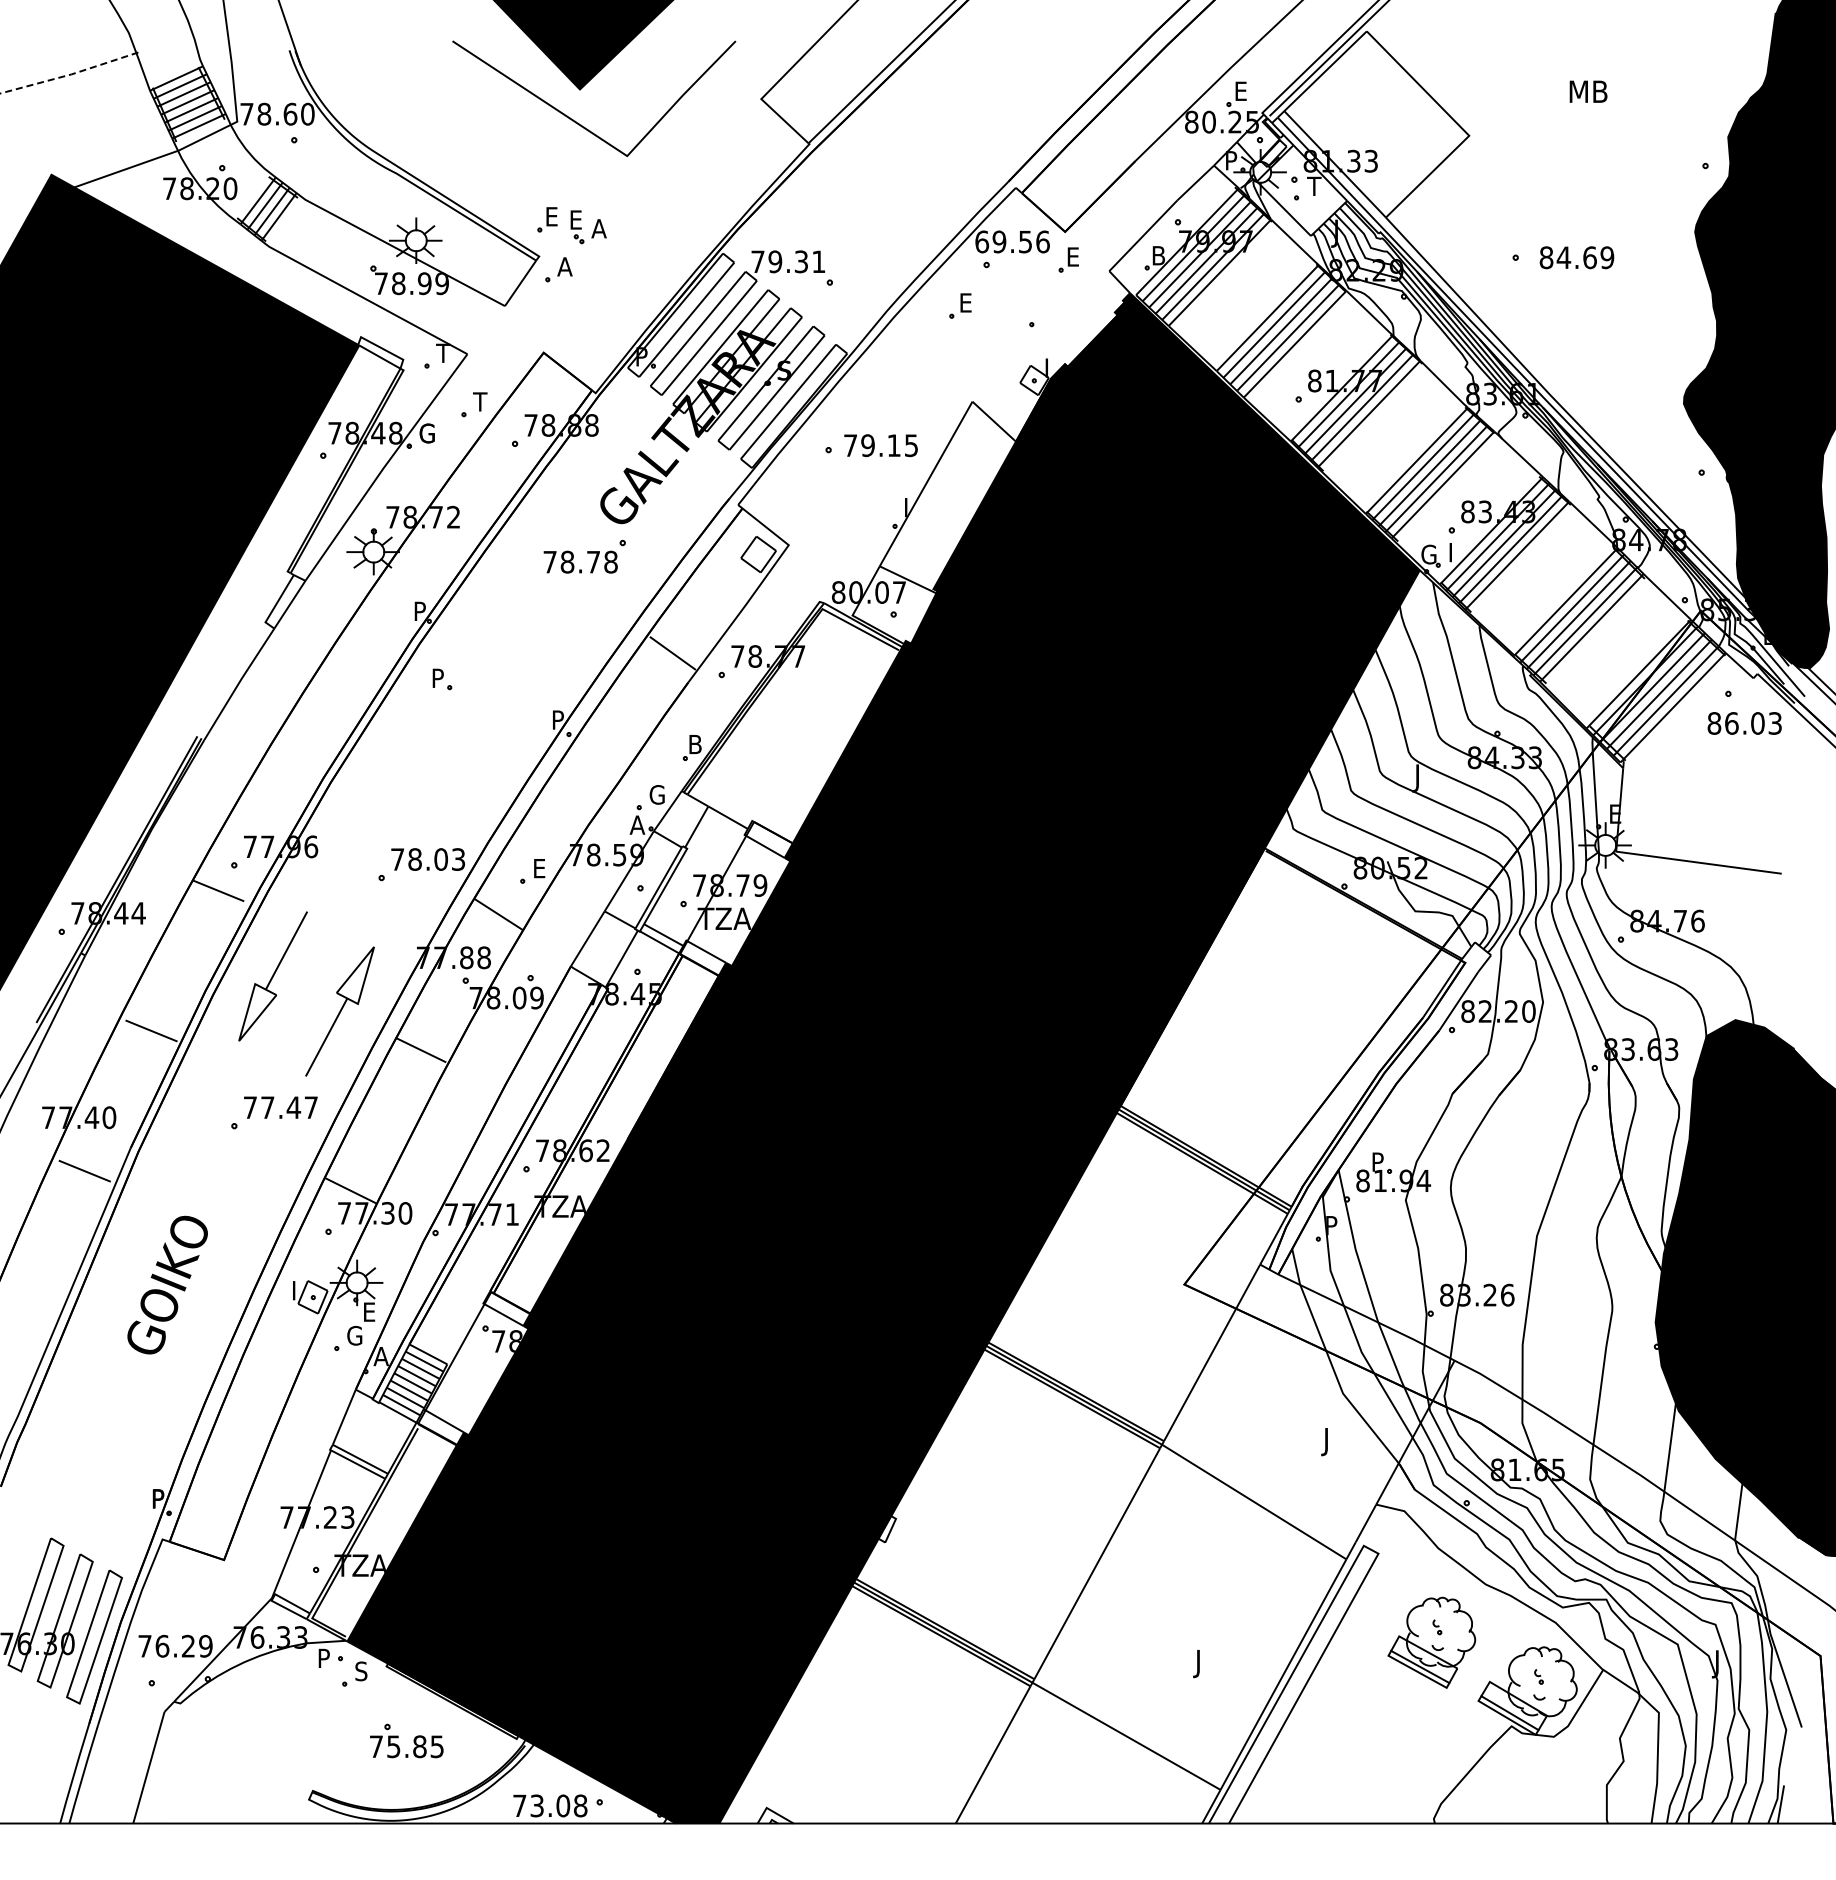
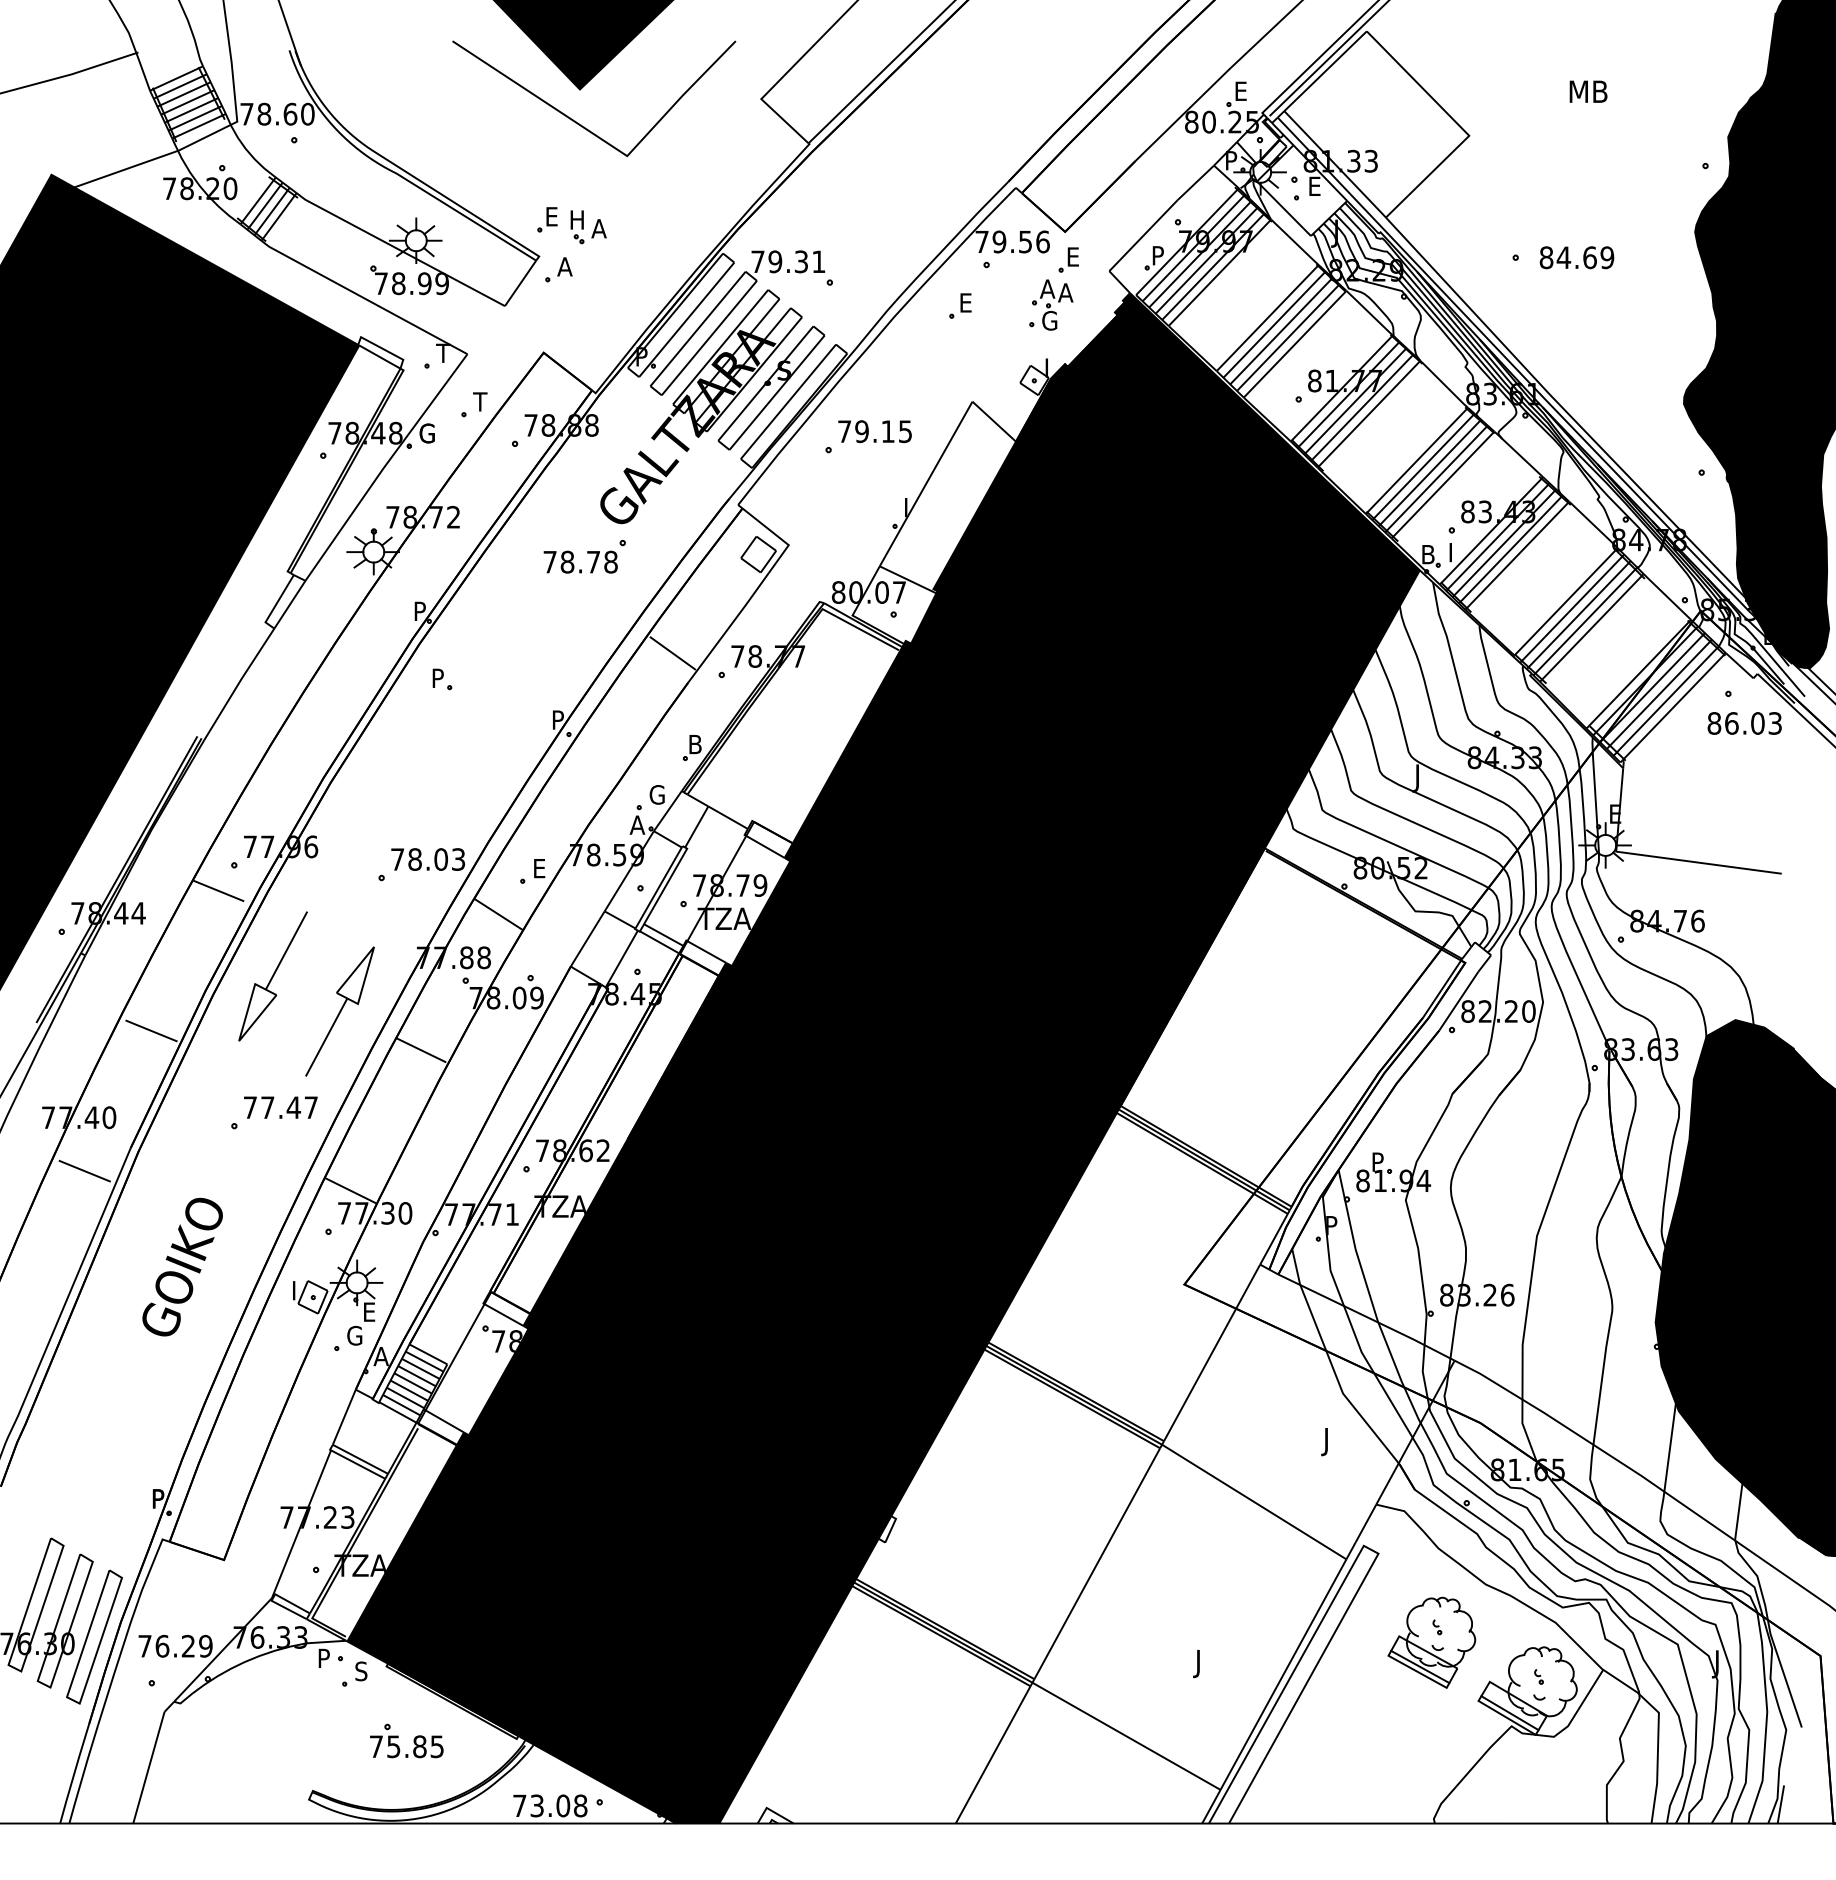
line: dashed -> solid (70, 74)
text: T -> E (1314, 185)
text: E -> H (578, 219)
text: 69.56 -> 79.56 (982, 241)
text: B -> P (1159, 255)
part: none -> present (1052, 304)
text position: (880, 445) -> (874, 431) (874, 431)
text: G -> B (1428, 554)
text position: (167, 1284) -> (182, 1266) (182, 1266)
